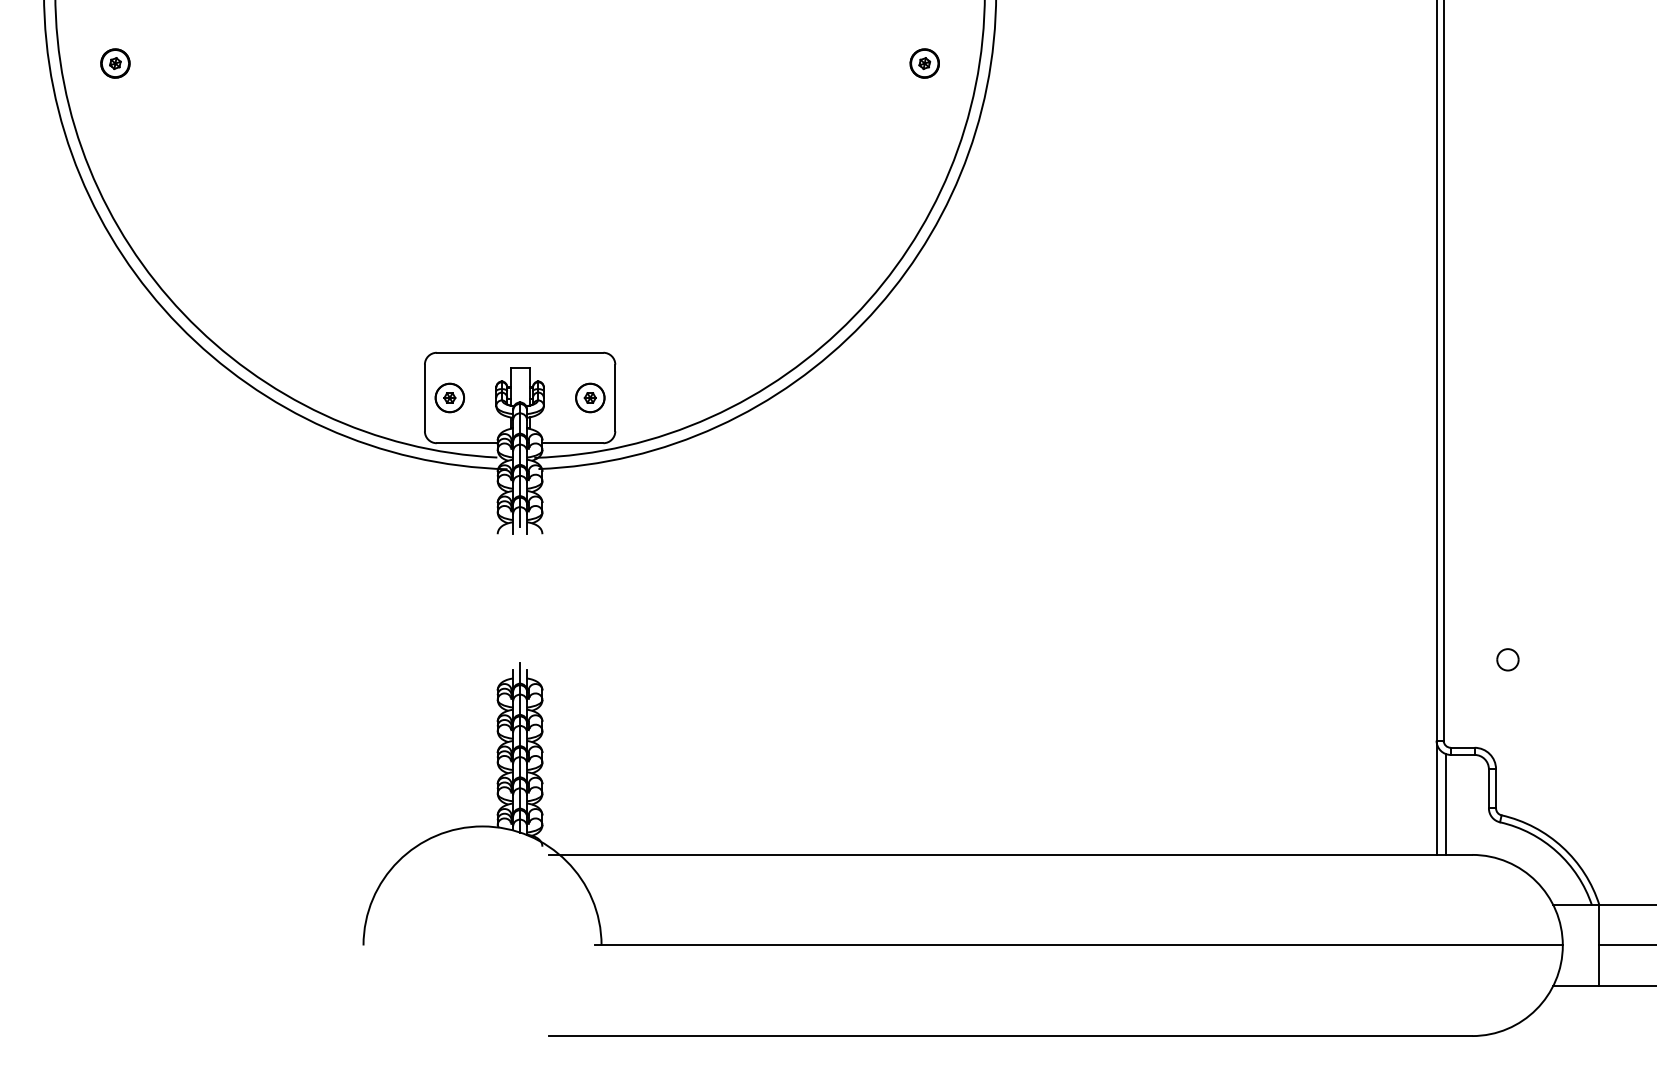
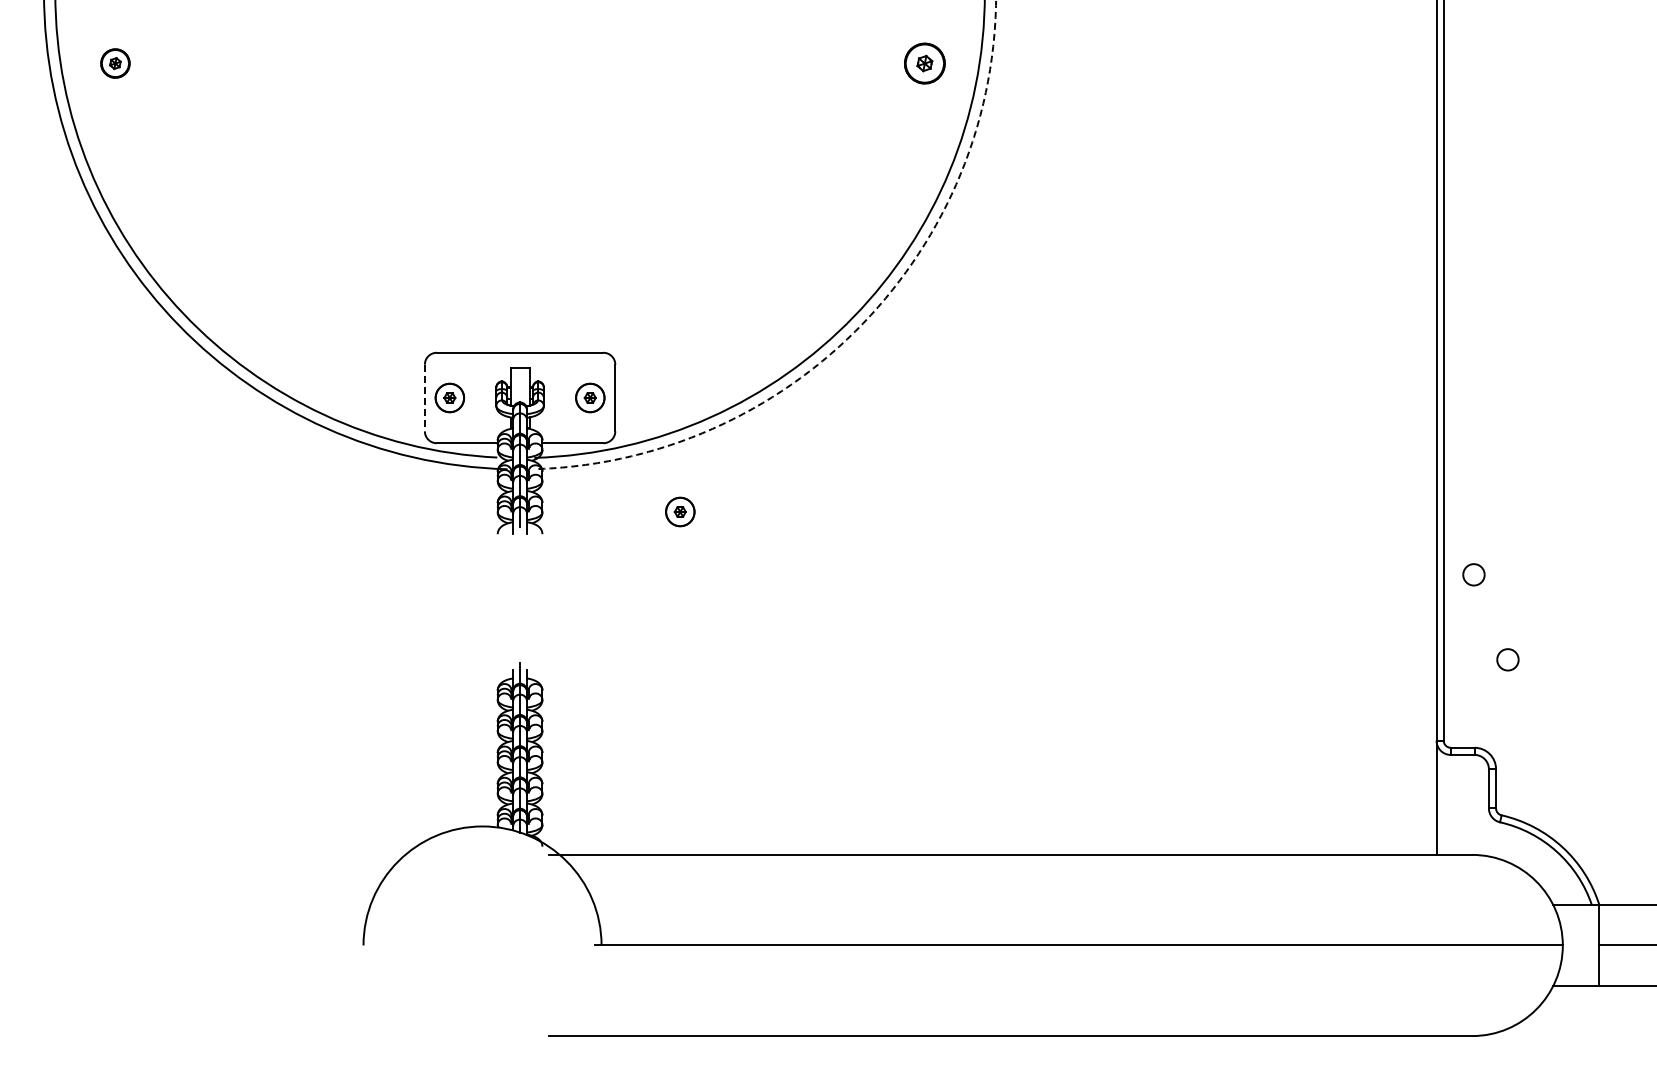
part size: 31x31 px -> 42x43 px (924, 63)
arc: solid -> dashed (861, 325)
line: solid -> dashed (424, 398)
part: none -> present (680, 511)
part: none -> present (1473, 574)
line: present -> none (1446, 804)
